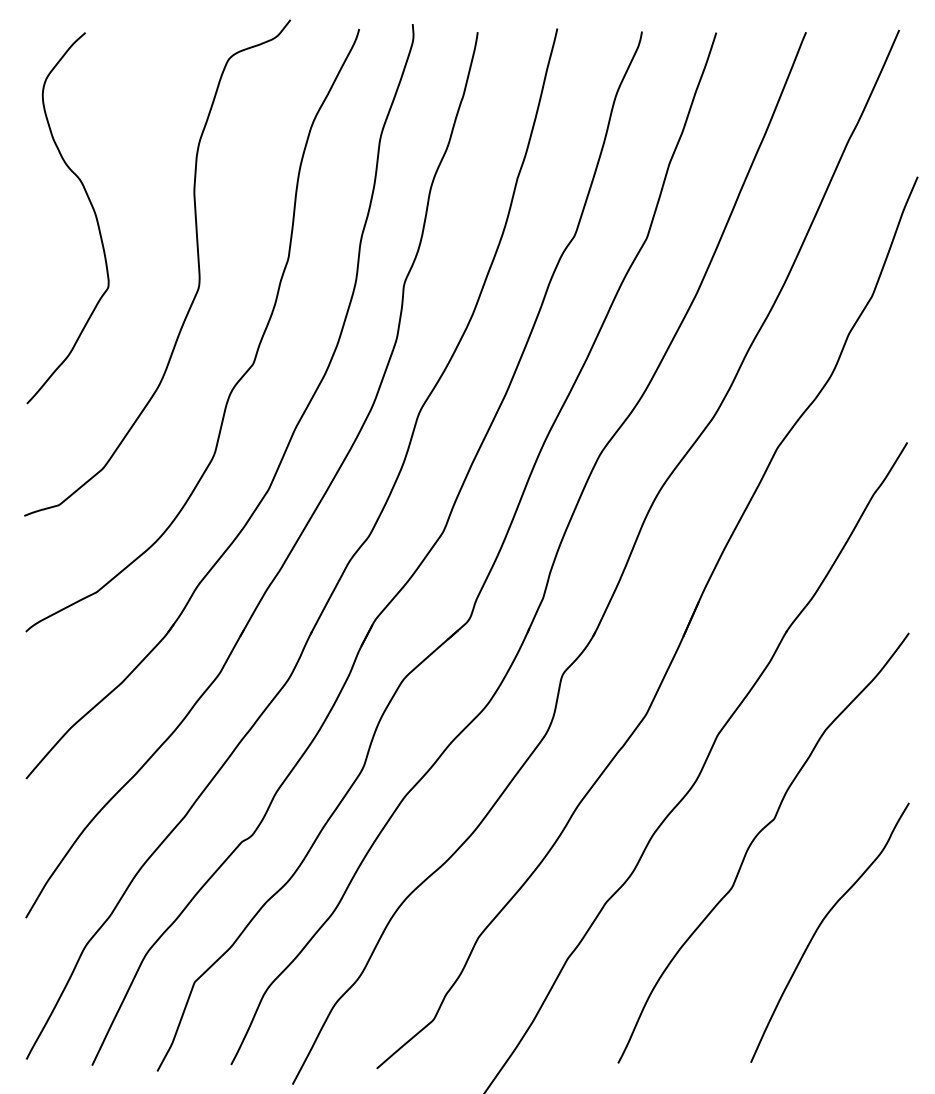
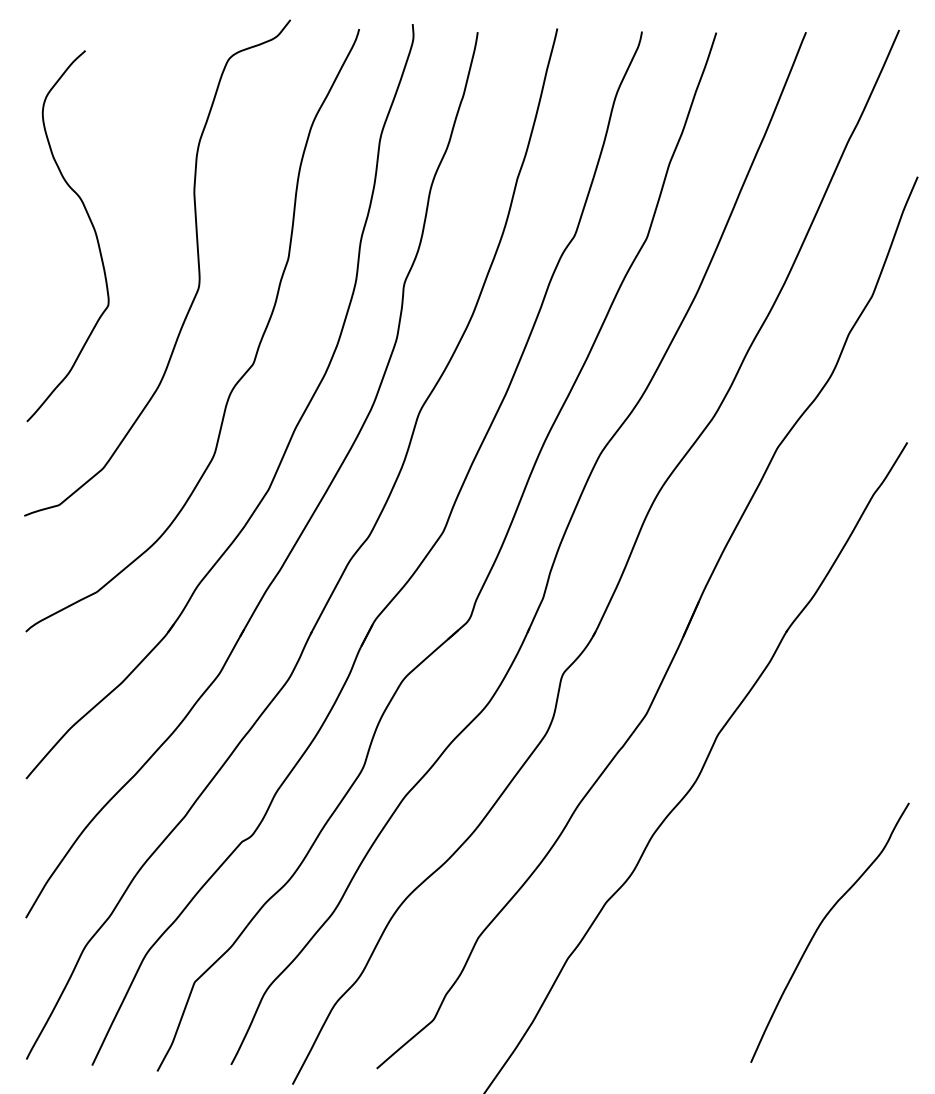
curve position: (91, 207) -> (91, 225) (91, 225)
curve: present -> none (754, 840)
